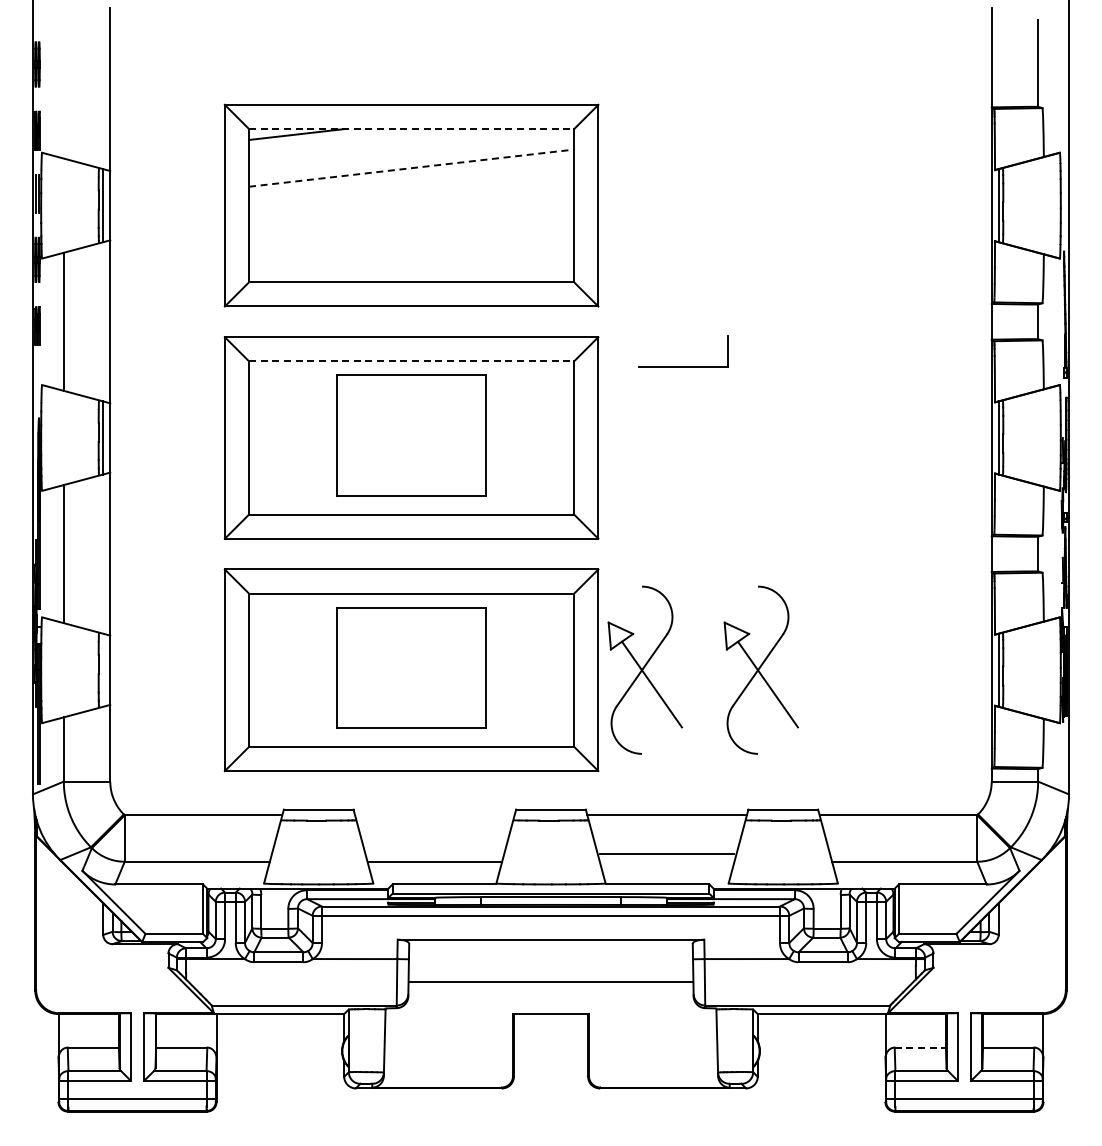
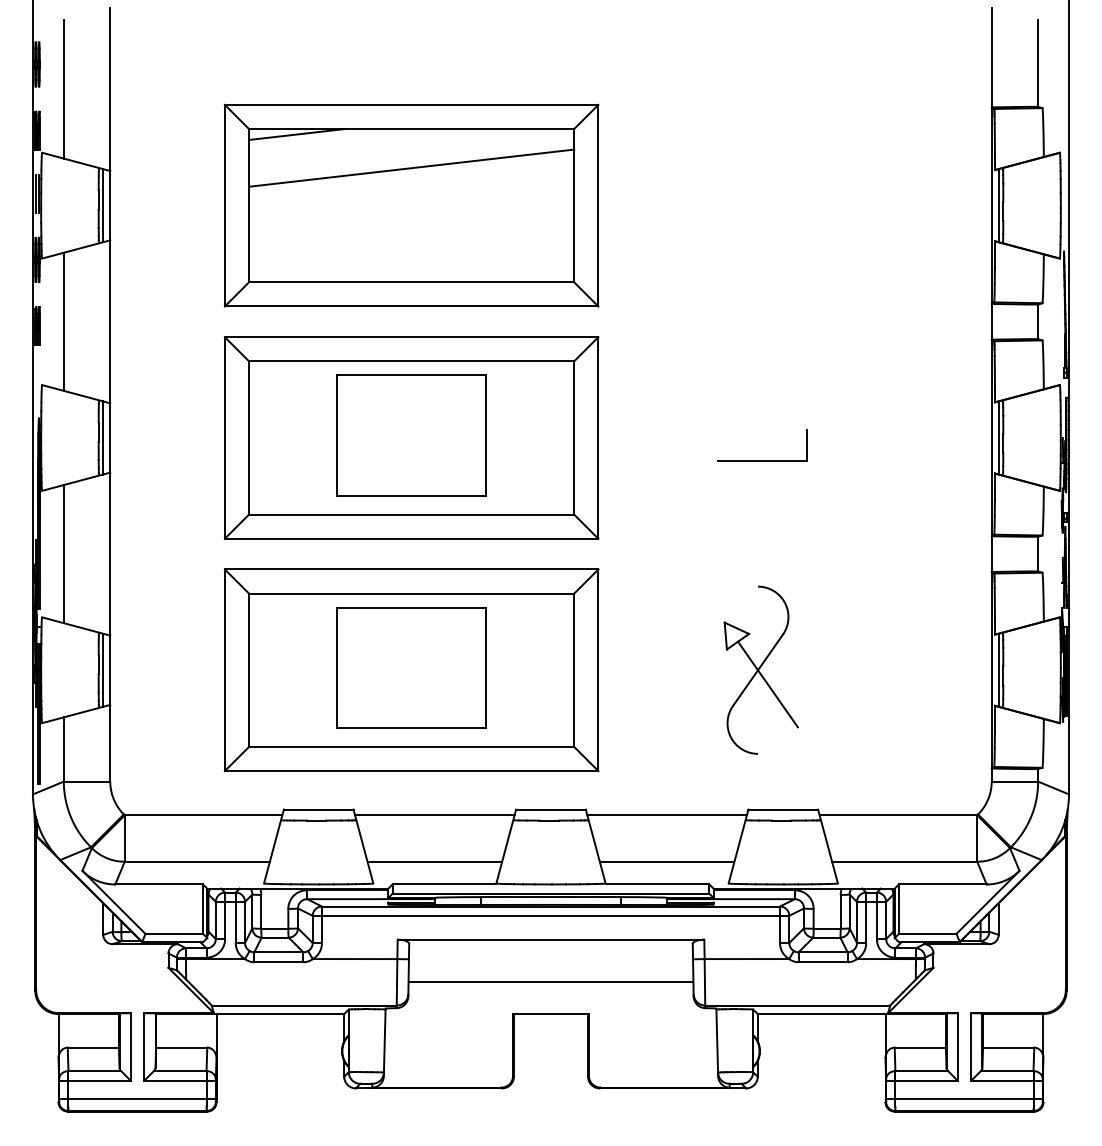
line: none -> present (63, 89)
line: dashed -> solid (411, 129)
line: dashed -> solid (411, 168)
line: dashed -> solid (411, 361)
part position: (683, 366) -> (762, 460) (762, 460)
line: none -> present (102, 669)
part: present -> none (644, 669)
line: none -> present (434, 815)
line position: (666, 853) -> (666, 861) (666, 861)
line: dashed -> solid (920, 1047)
